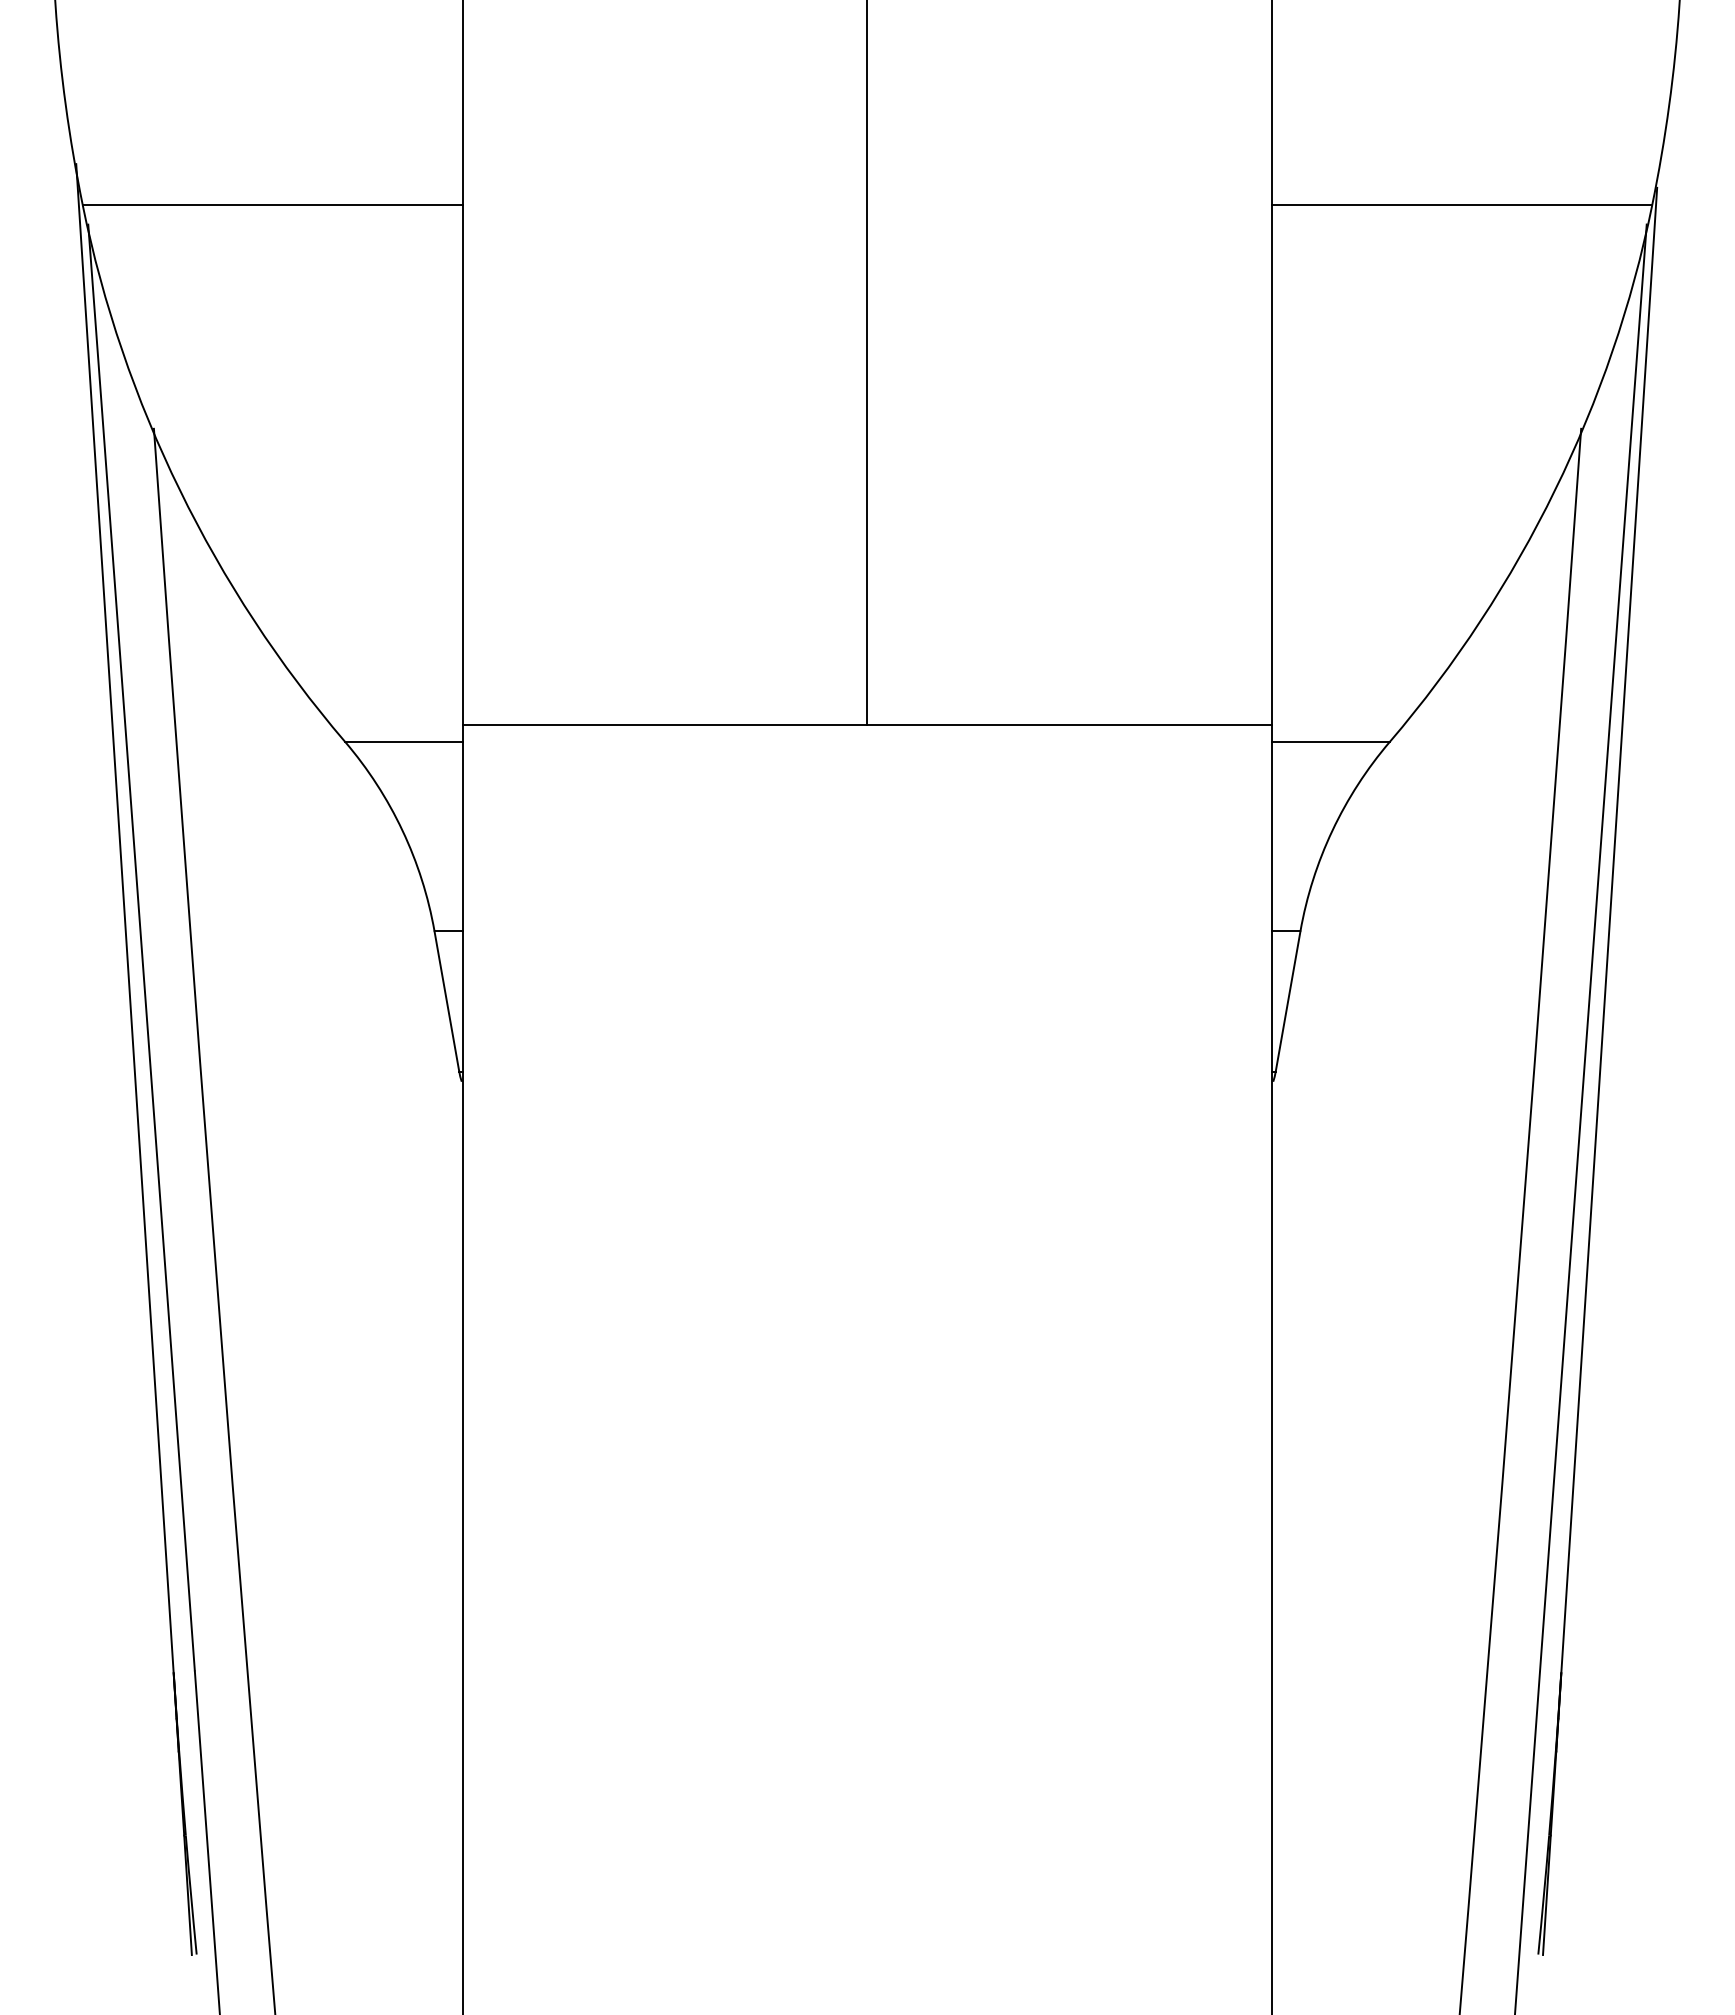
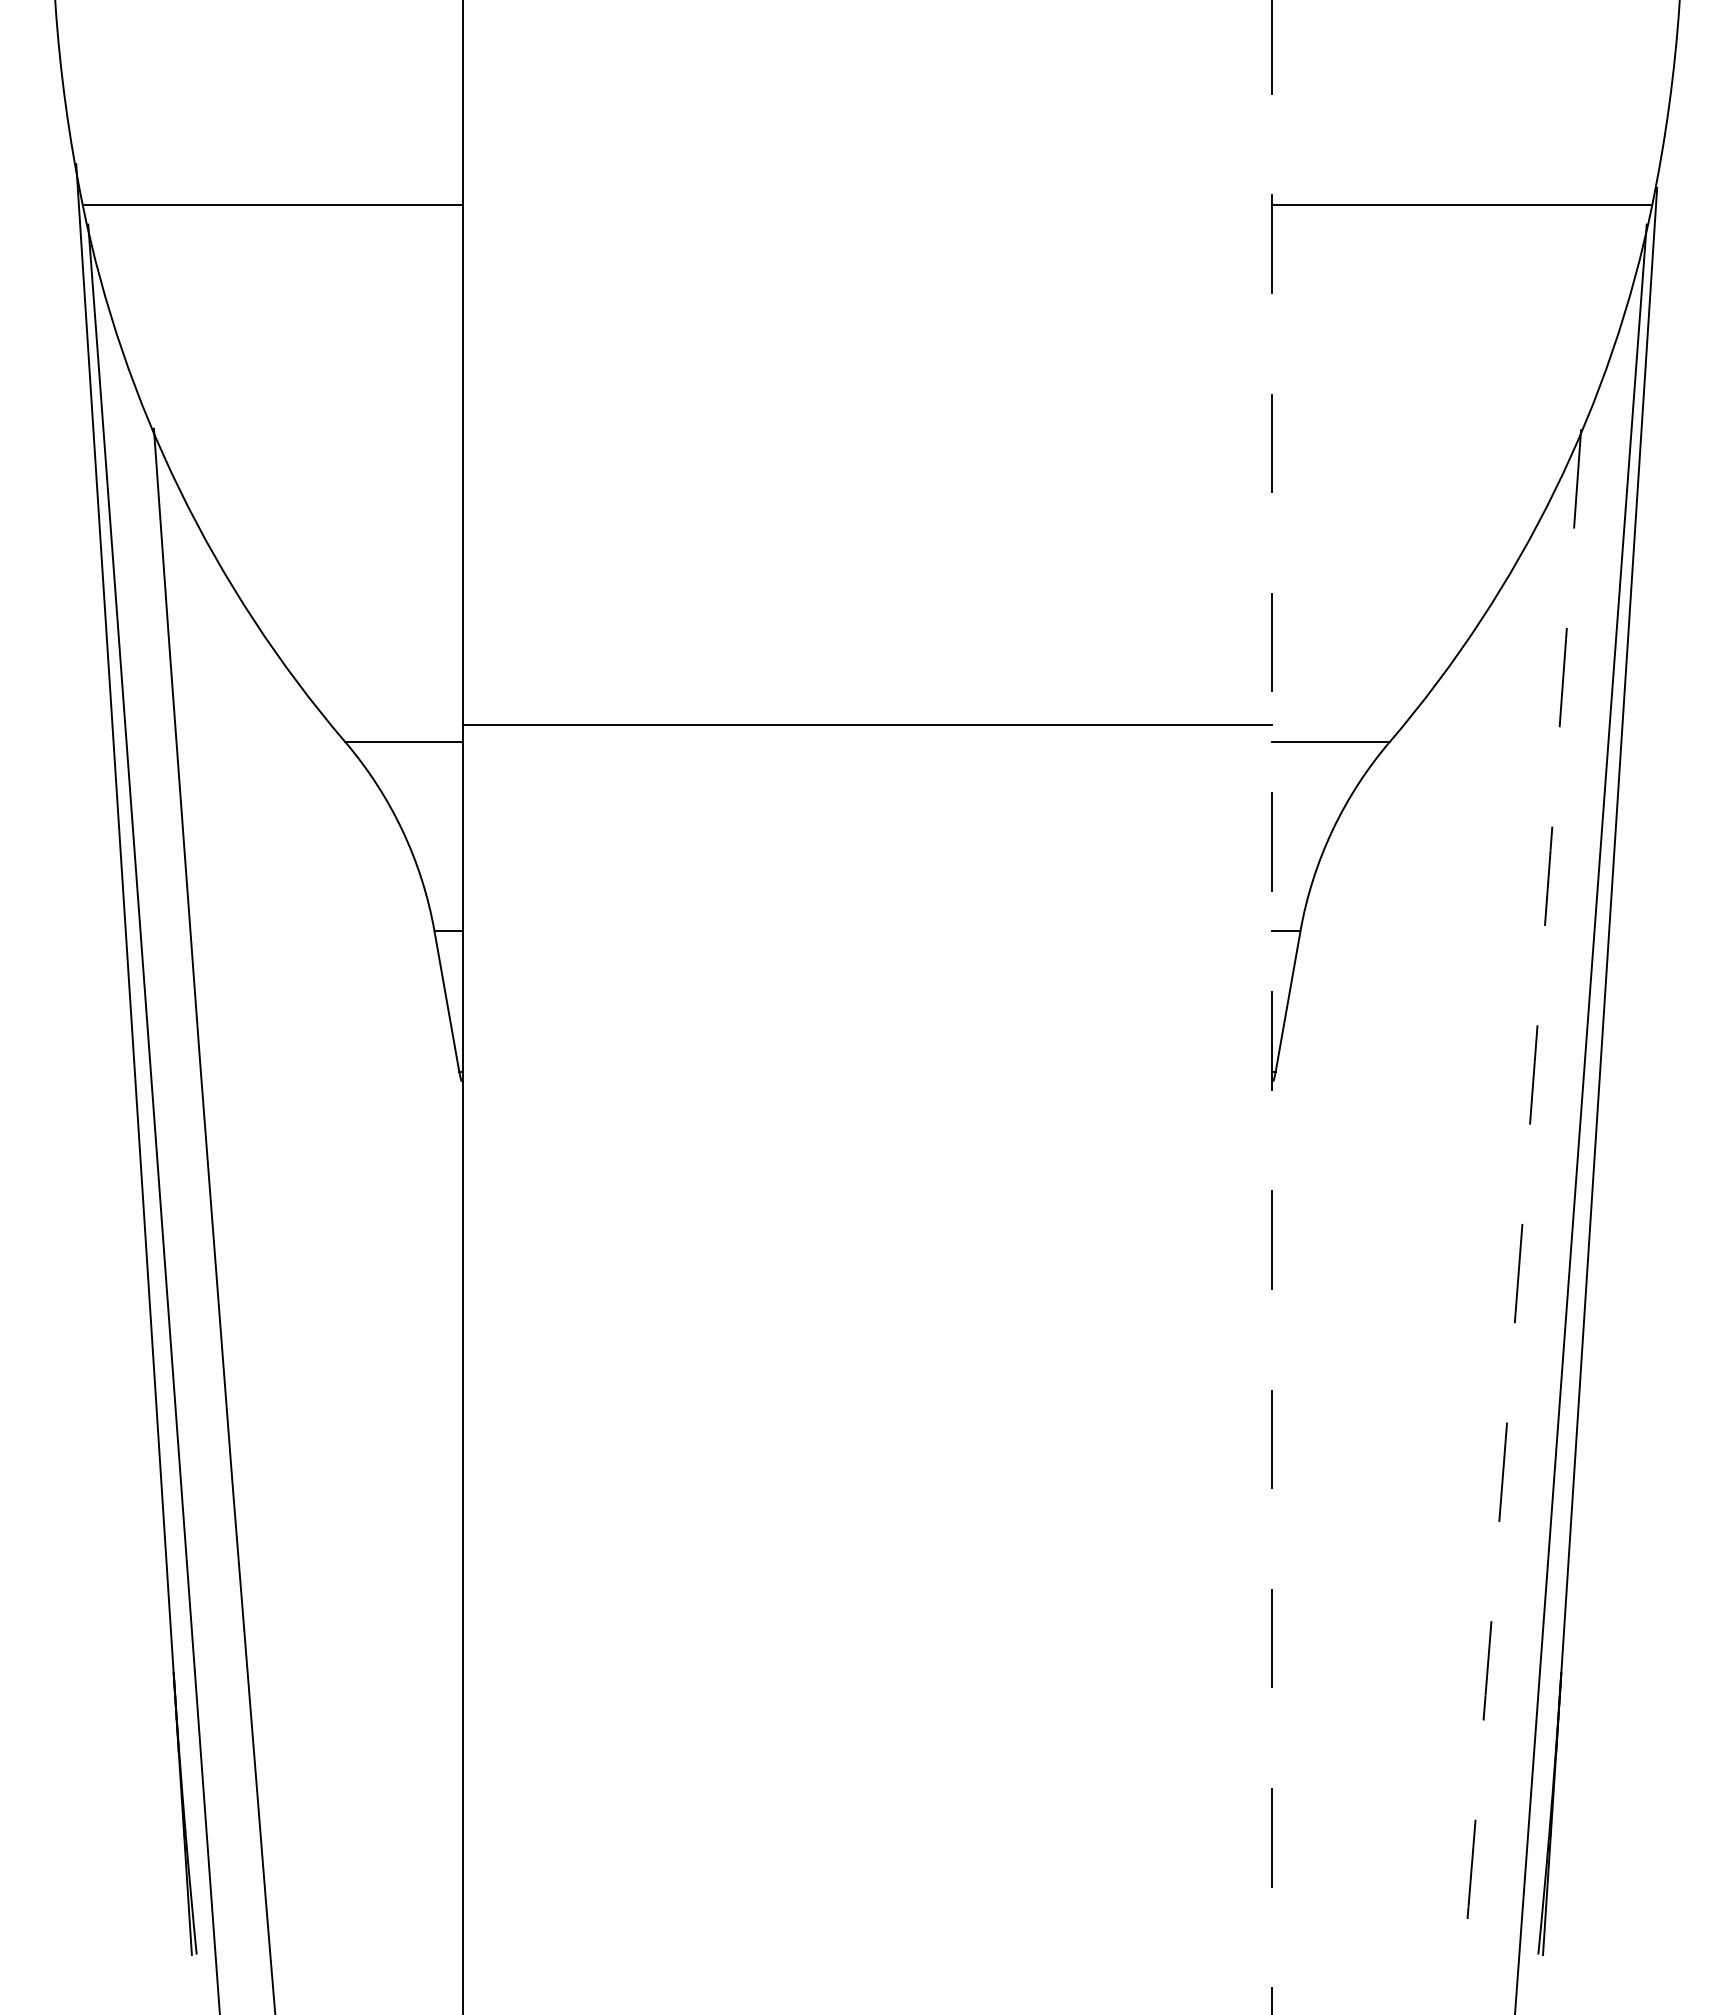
line: present -> none (867, 363)
line: solid -> dashed (1272, 1007)
arc: solid -> dashed (1522, 1221)
